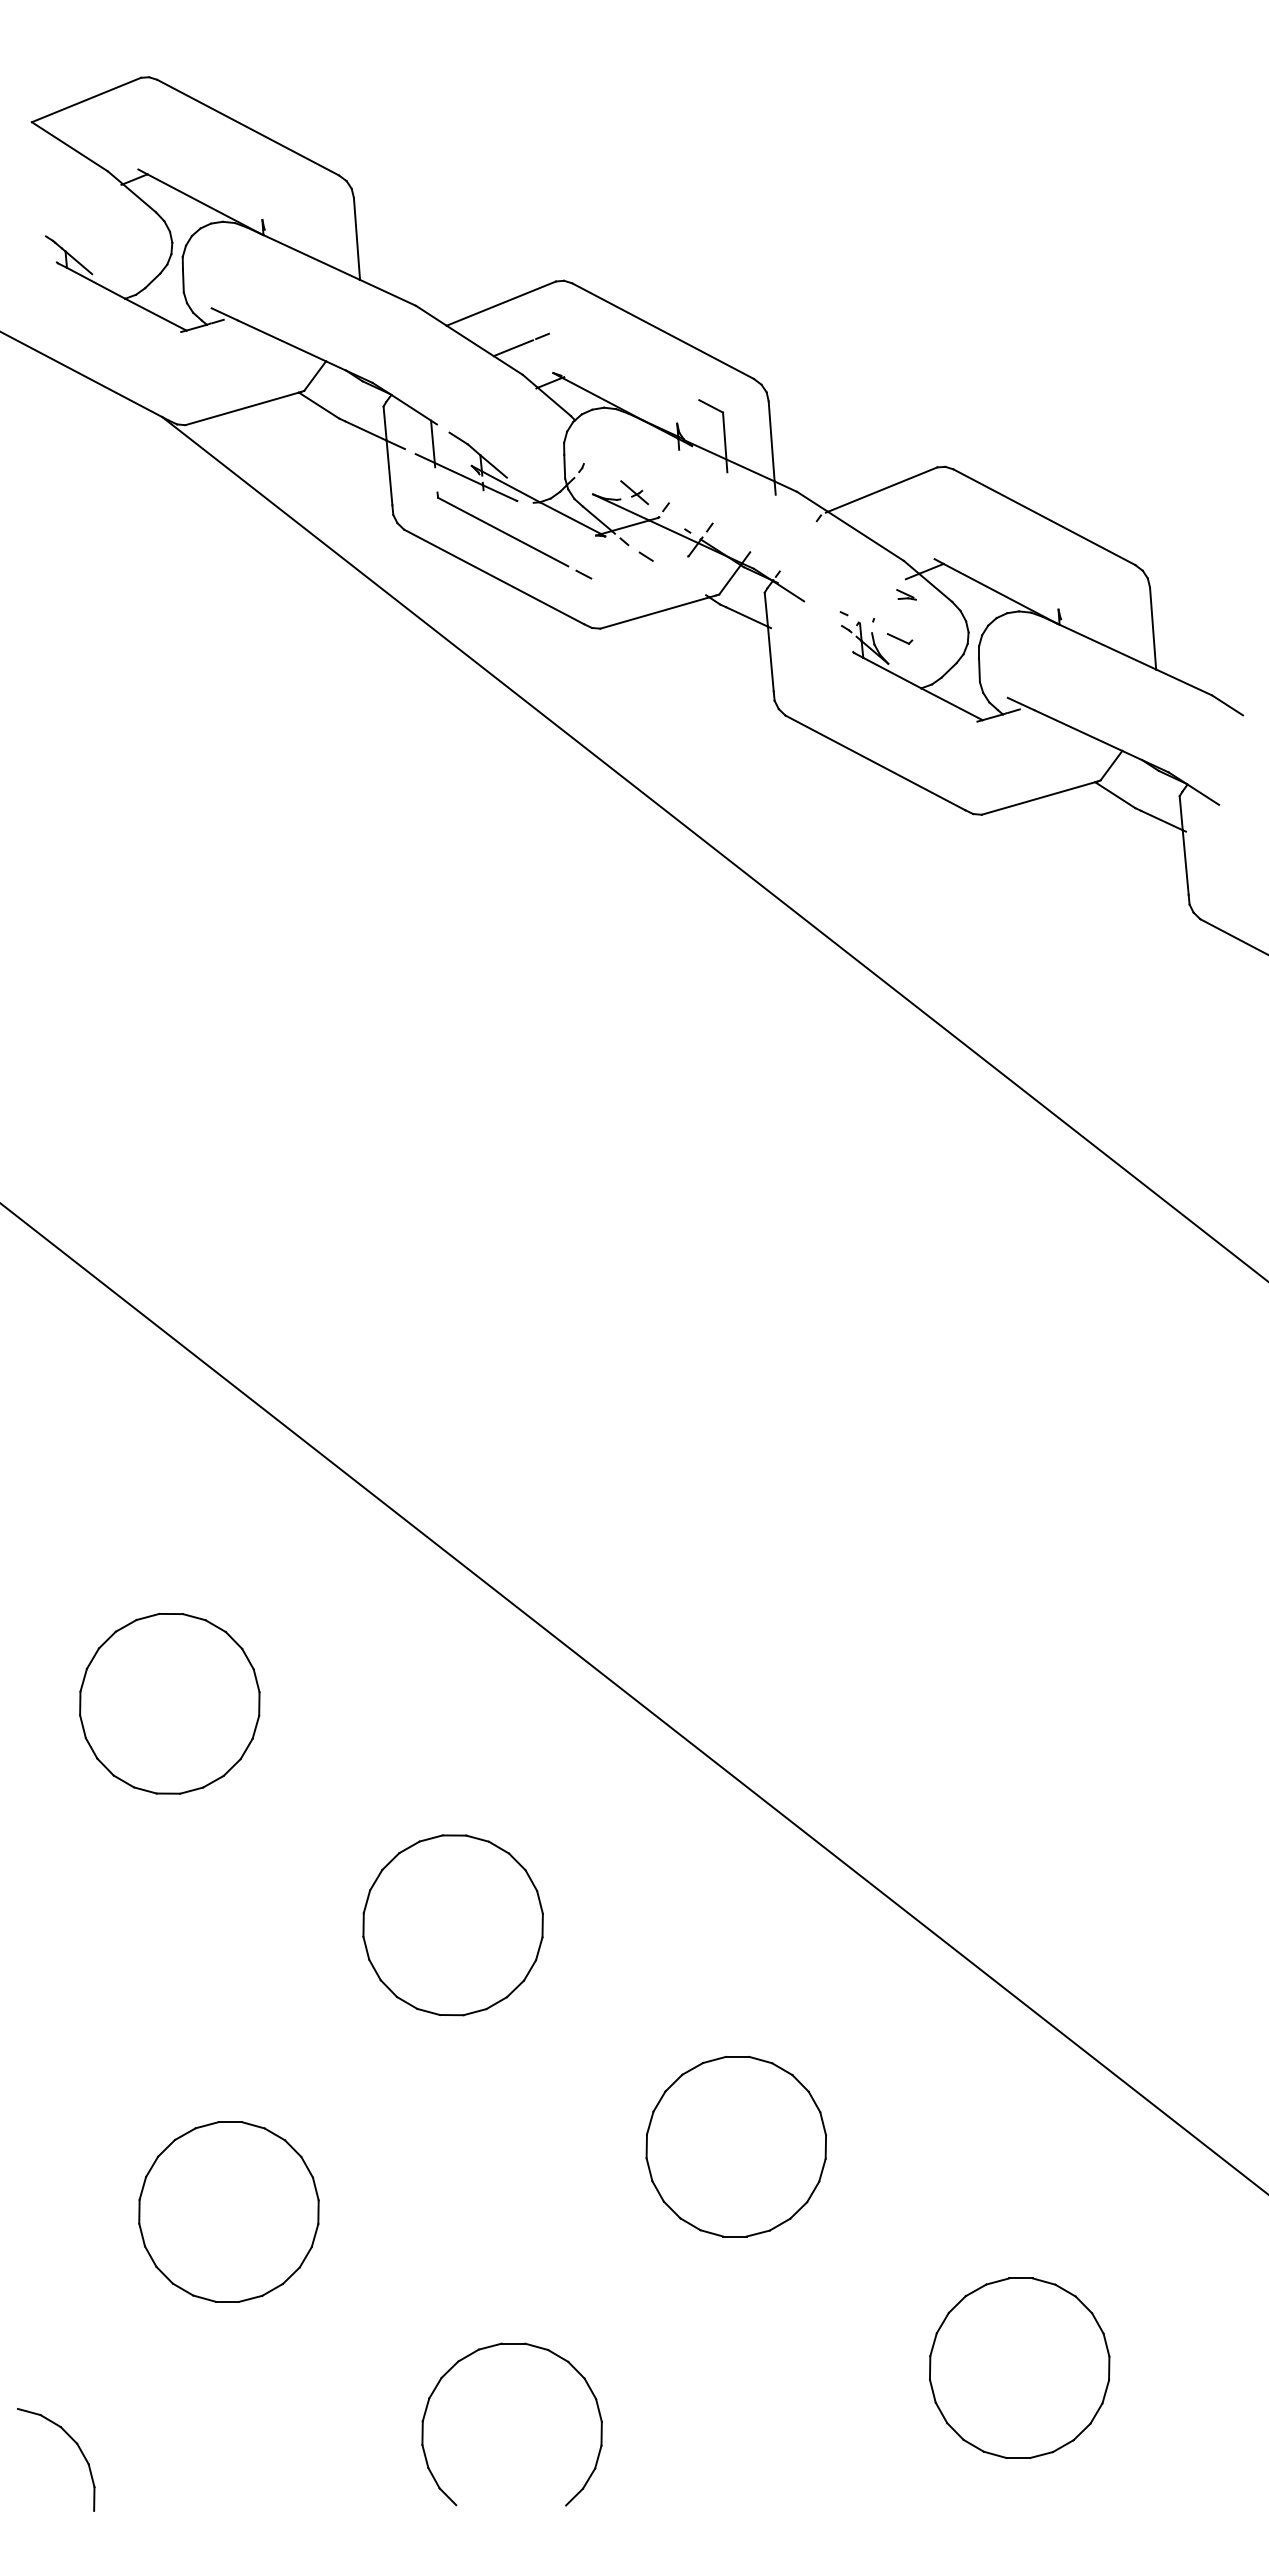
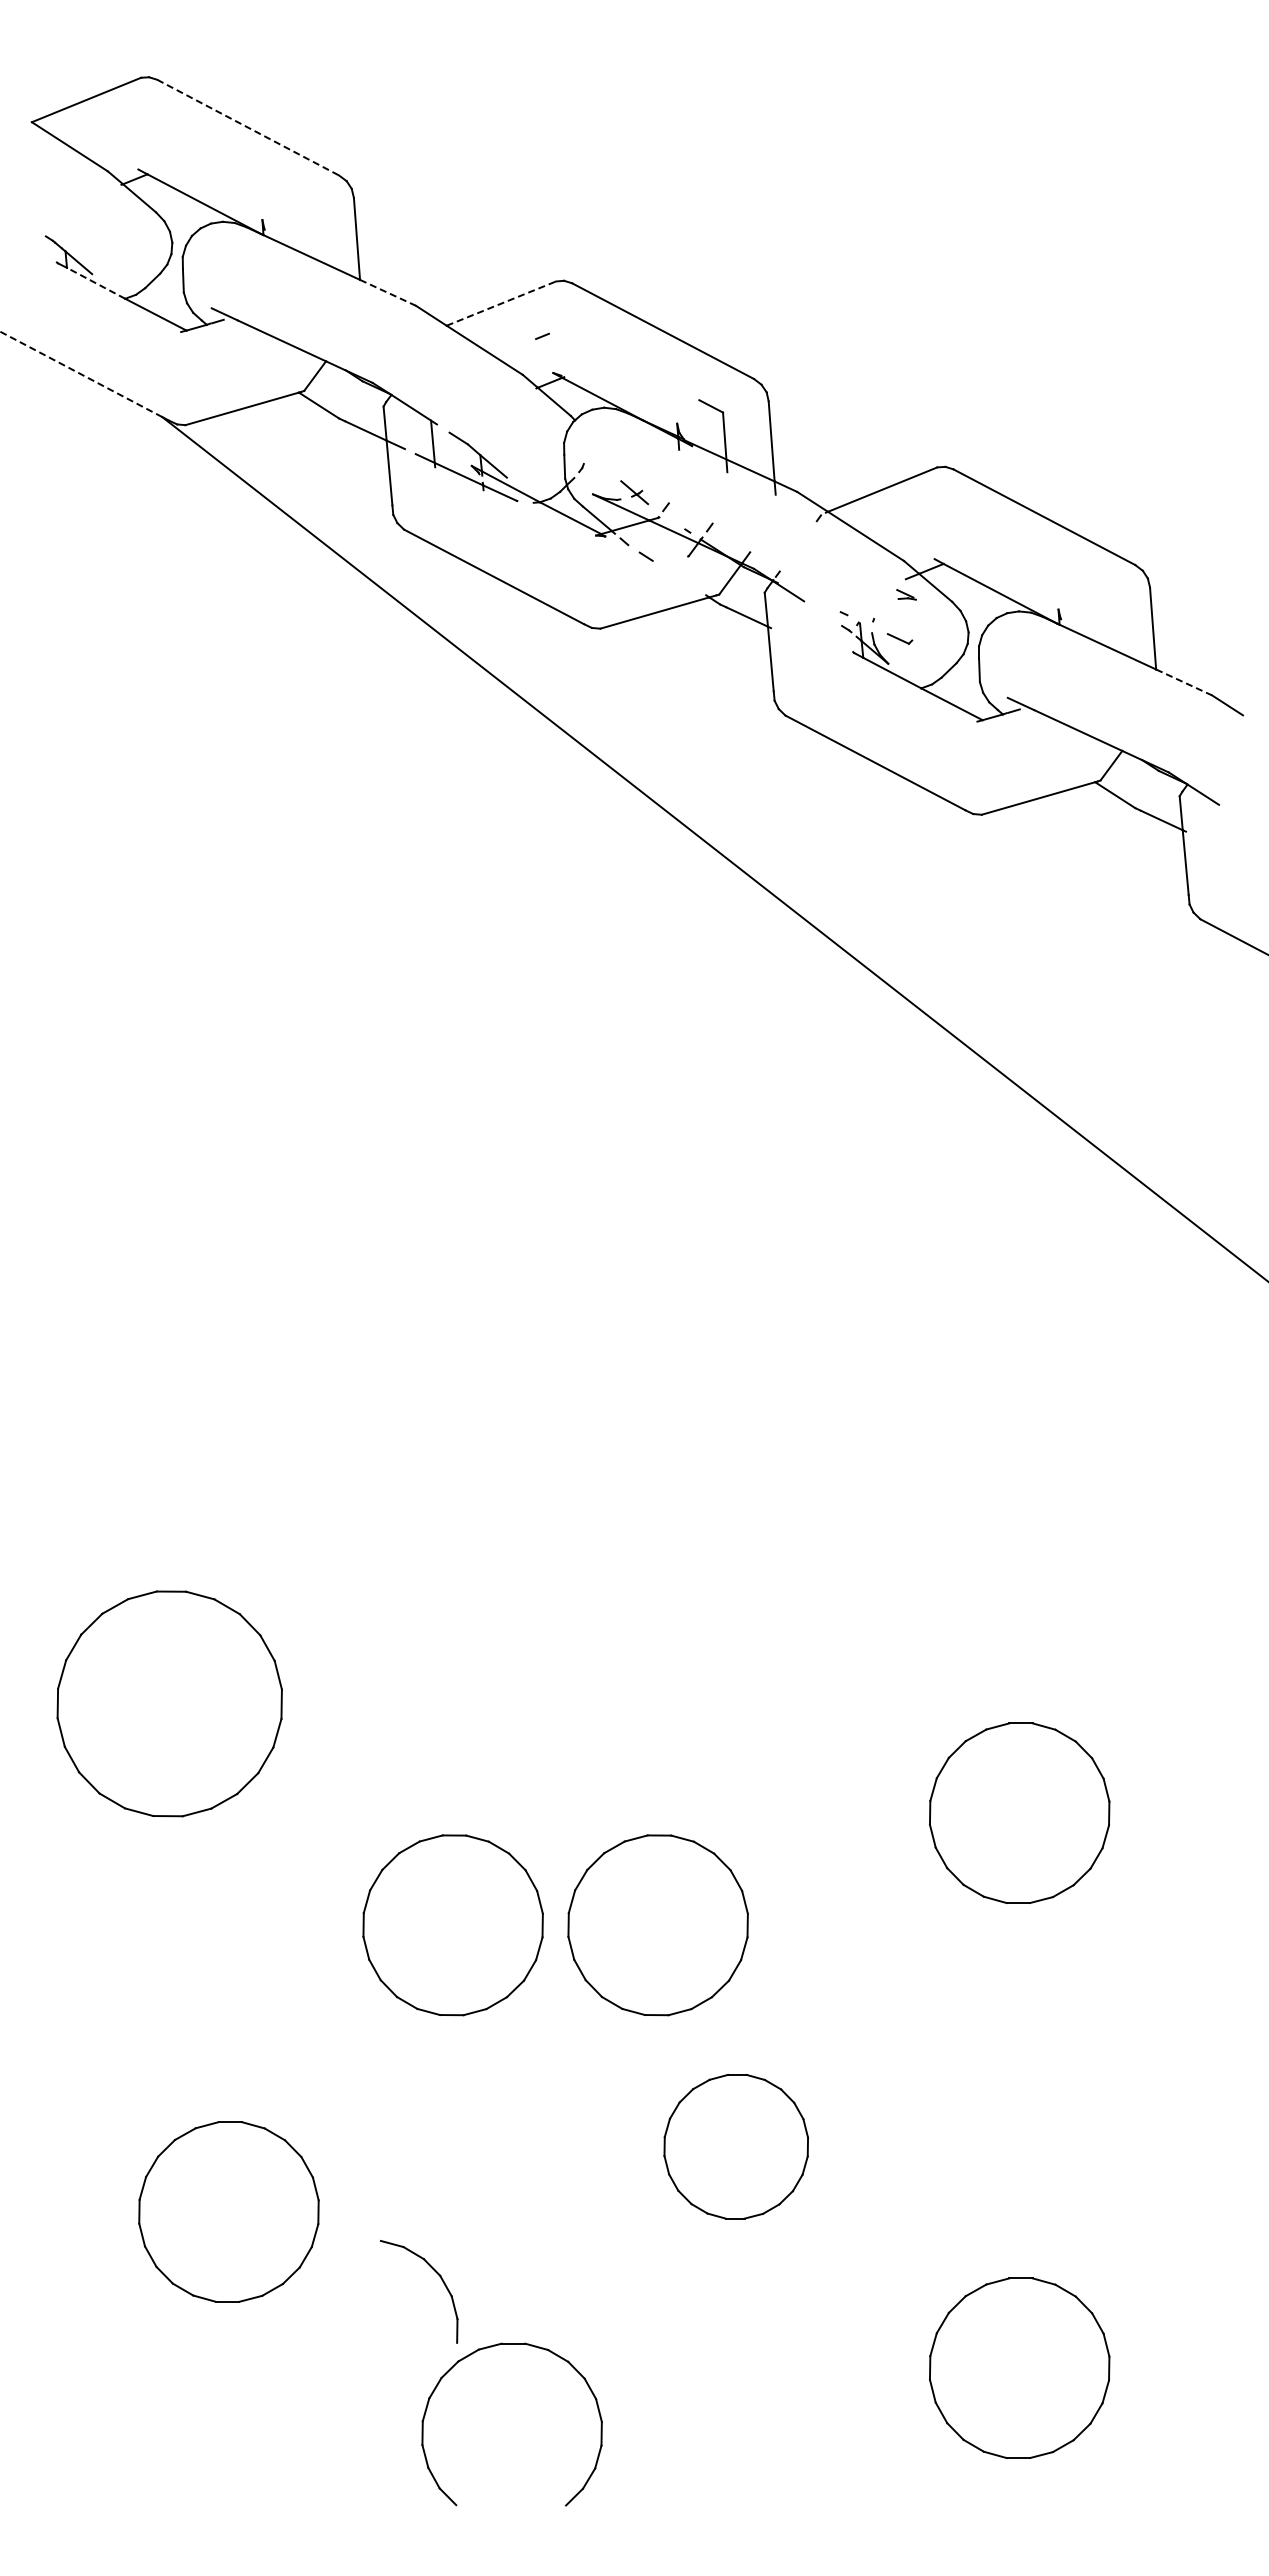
line: solid -> dashed (248, 127)
line: solid -> dashed (96, 283)
line: solid -> dashed (388, 292)
line: solid -> dashed (501, 303)
line: present -> none (513, 348)
line: solid -> dashed (81, 374)
part: present -> none (514, 535)
line: solid -> dashed (1184, 682)
line: present -> none (633, 1698)
part size: 182x183 px -> 227x228 px (169, 1703)
part: none -> present (1019, 1812)
part: none -> present (657, 1925)
part size: 182x182 px -> 146x146 px (735, 2146)
part position: (73, 2441) -> (436, 2273) (436, 2273)
